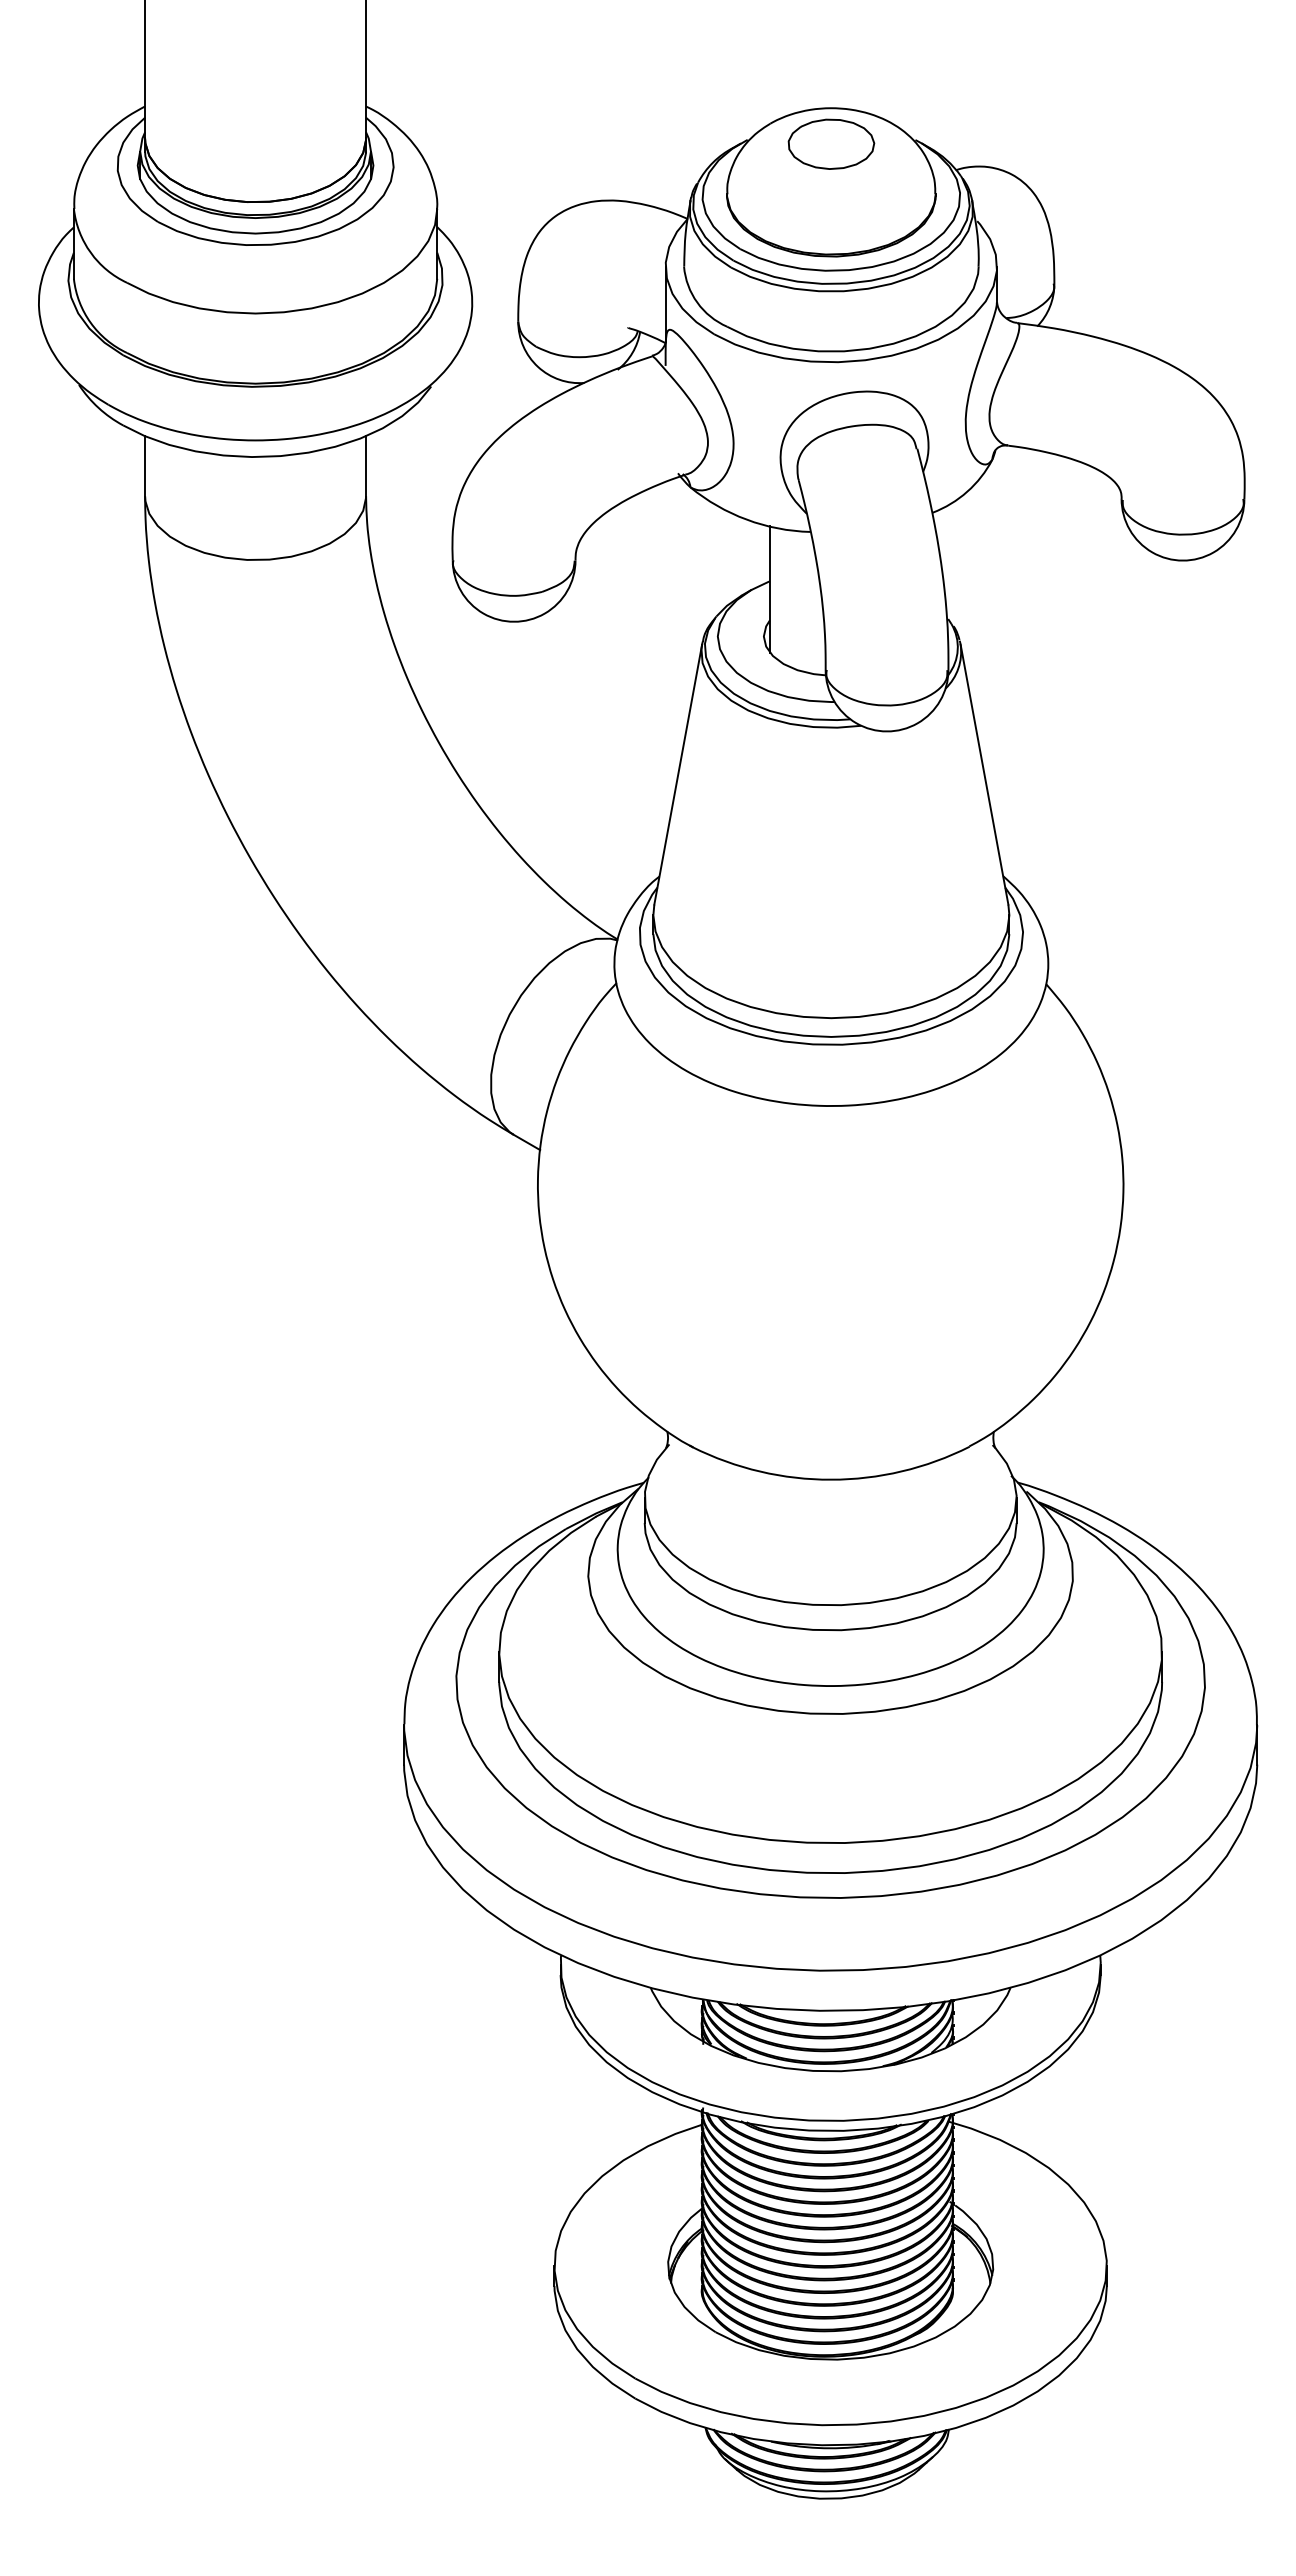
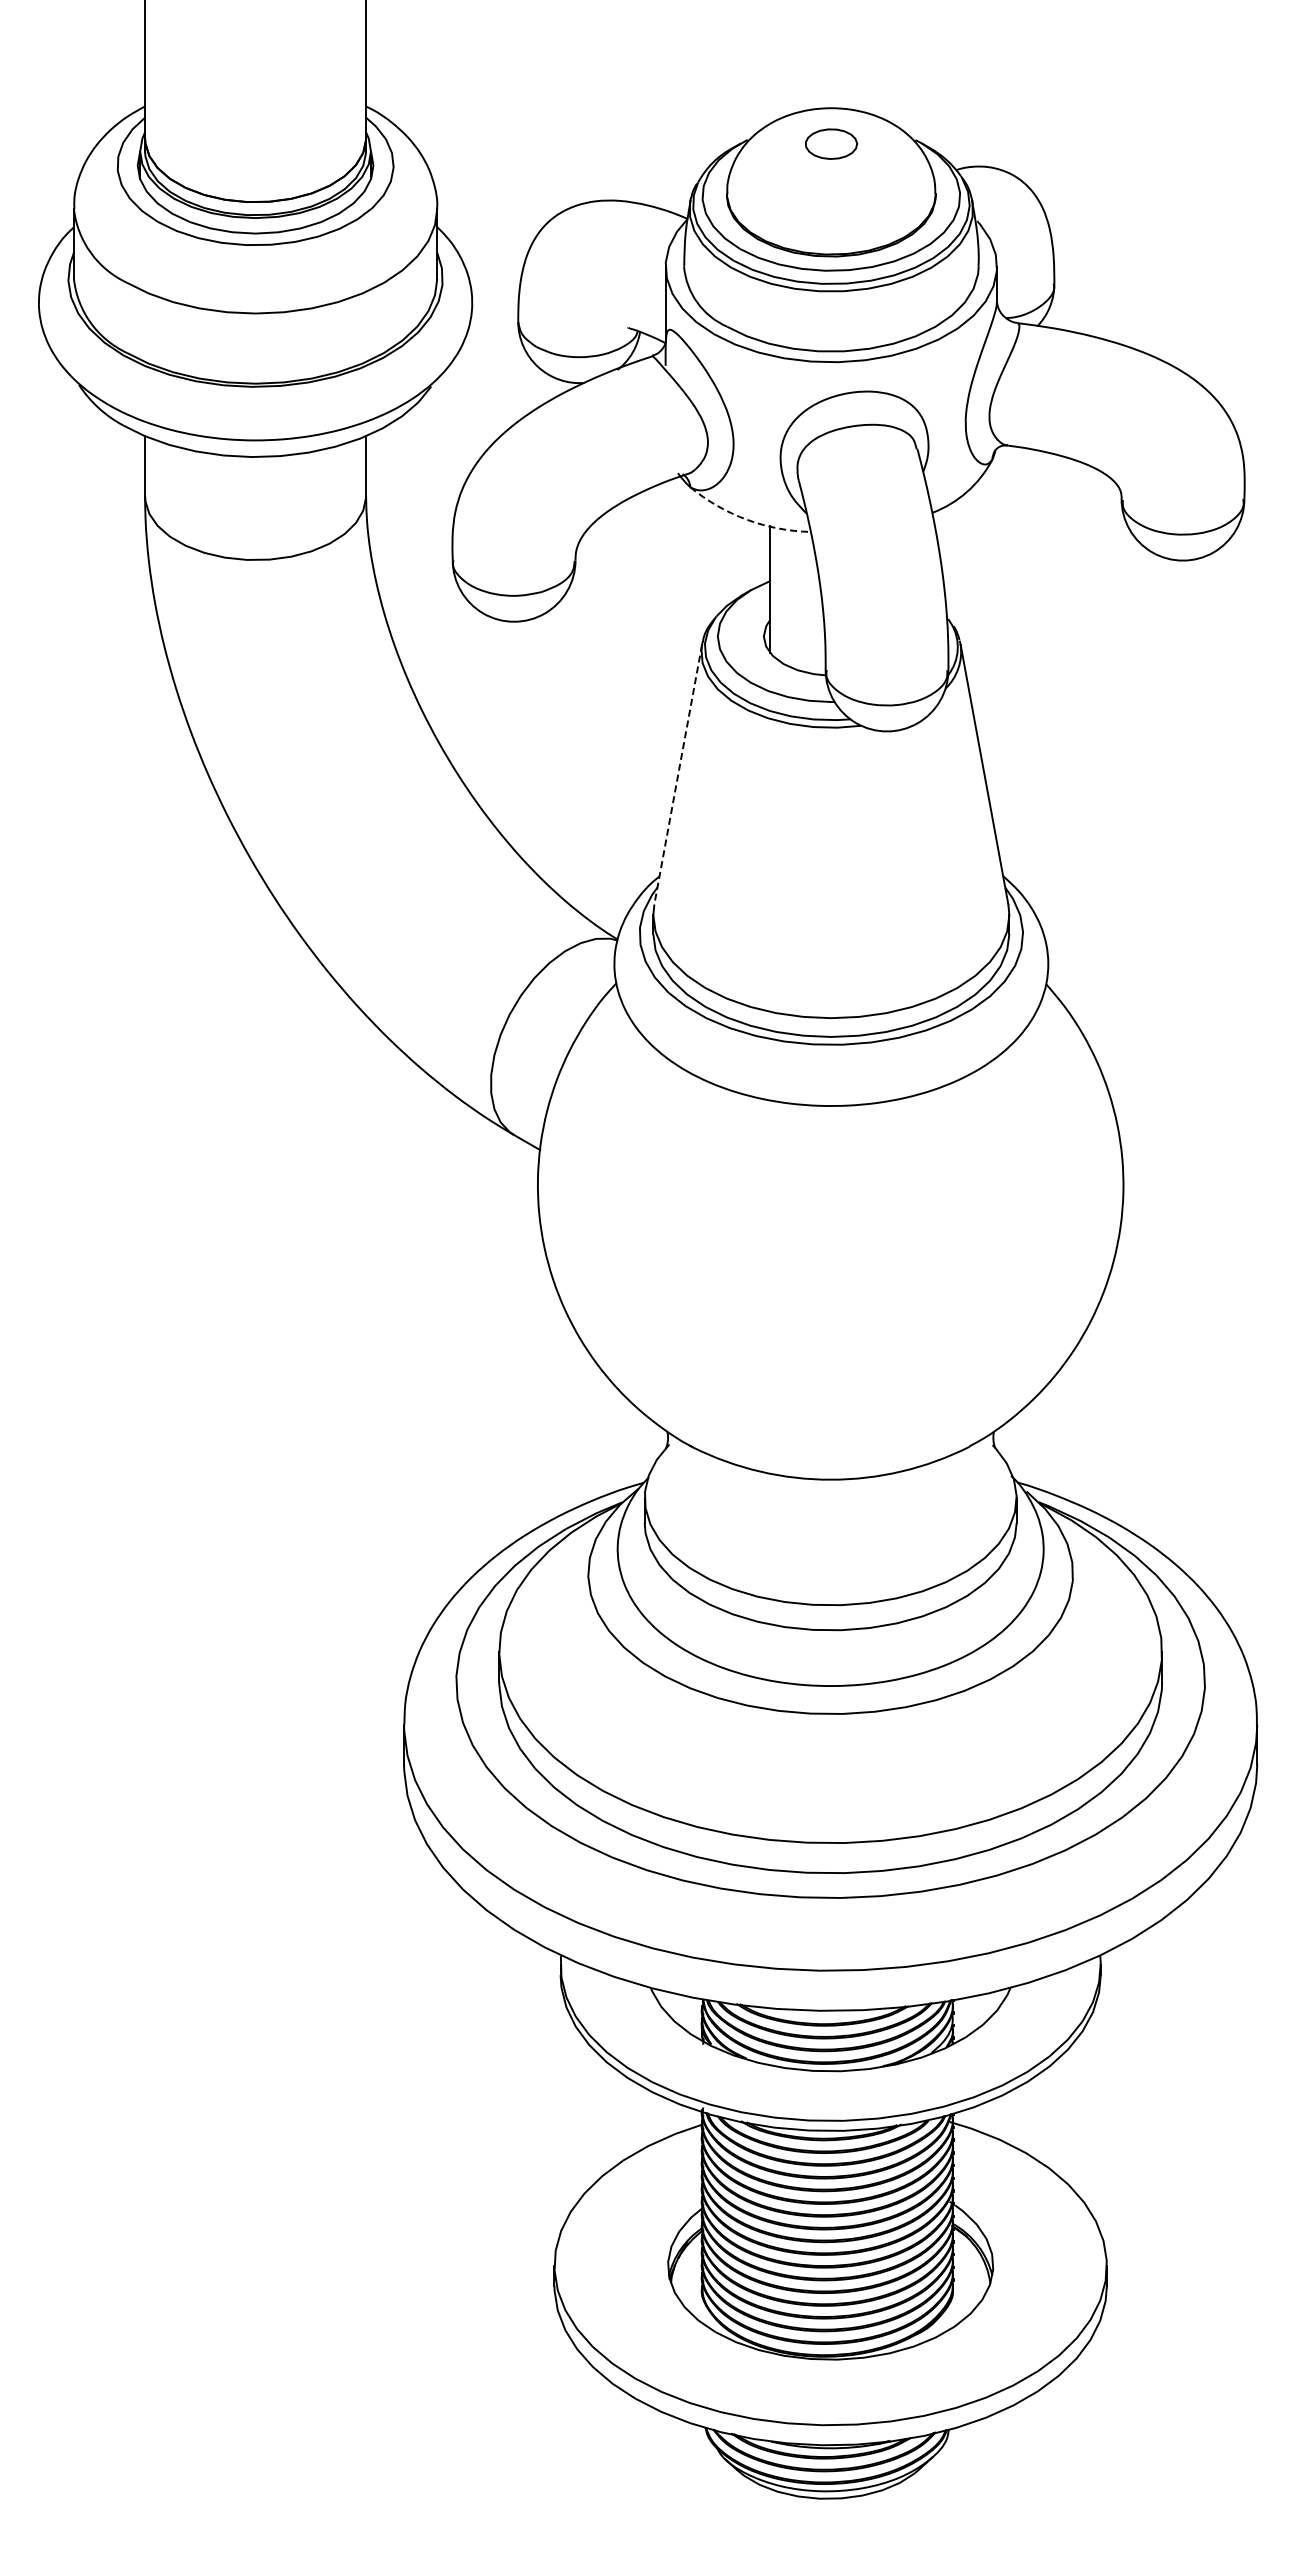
part size: 89x52 px -> 53x32 px (831, 143)
arc: solid -> dashed (746, 519)
line: solid -> dashed (678, 775)
